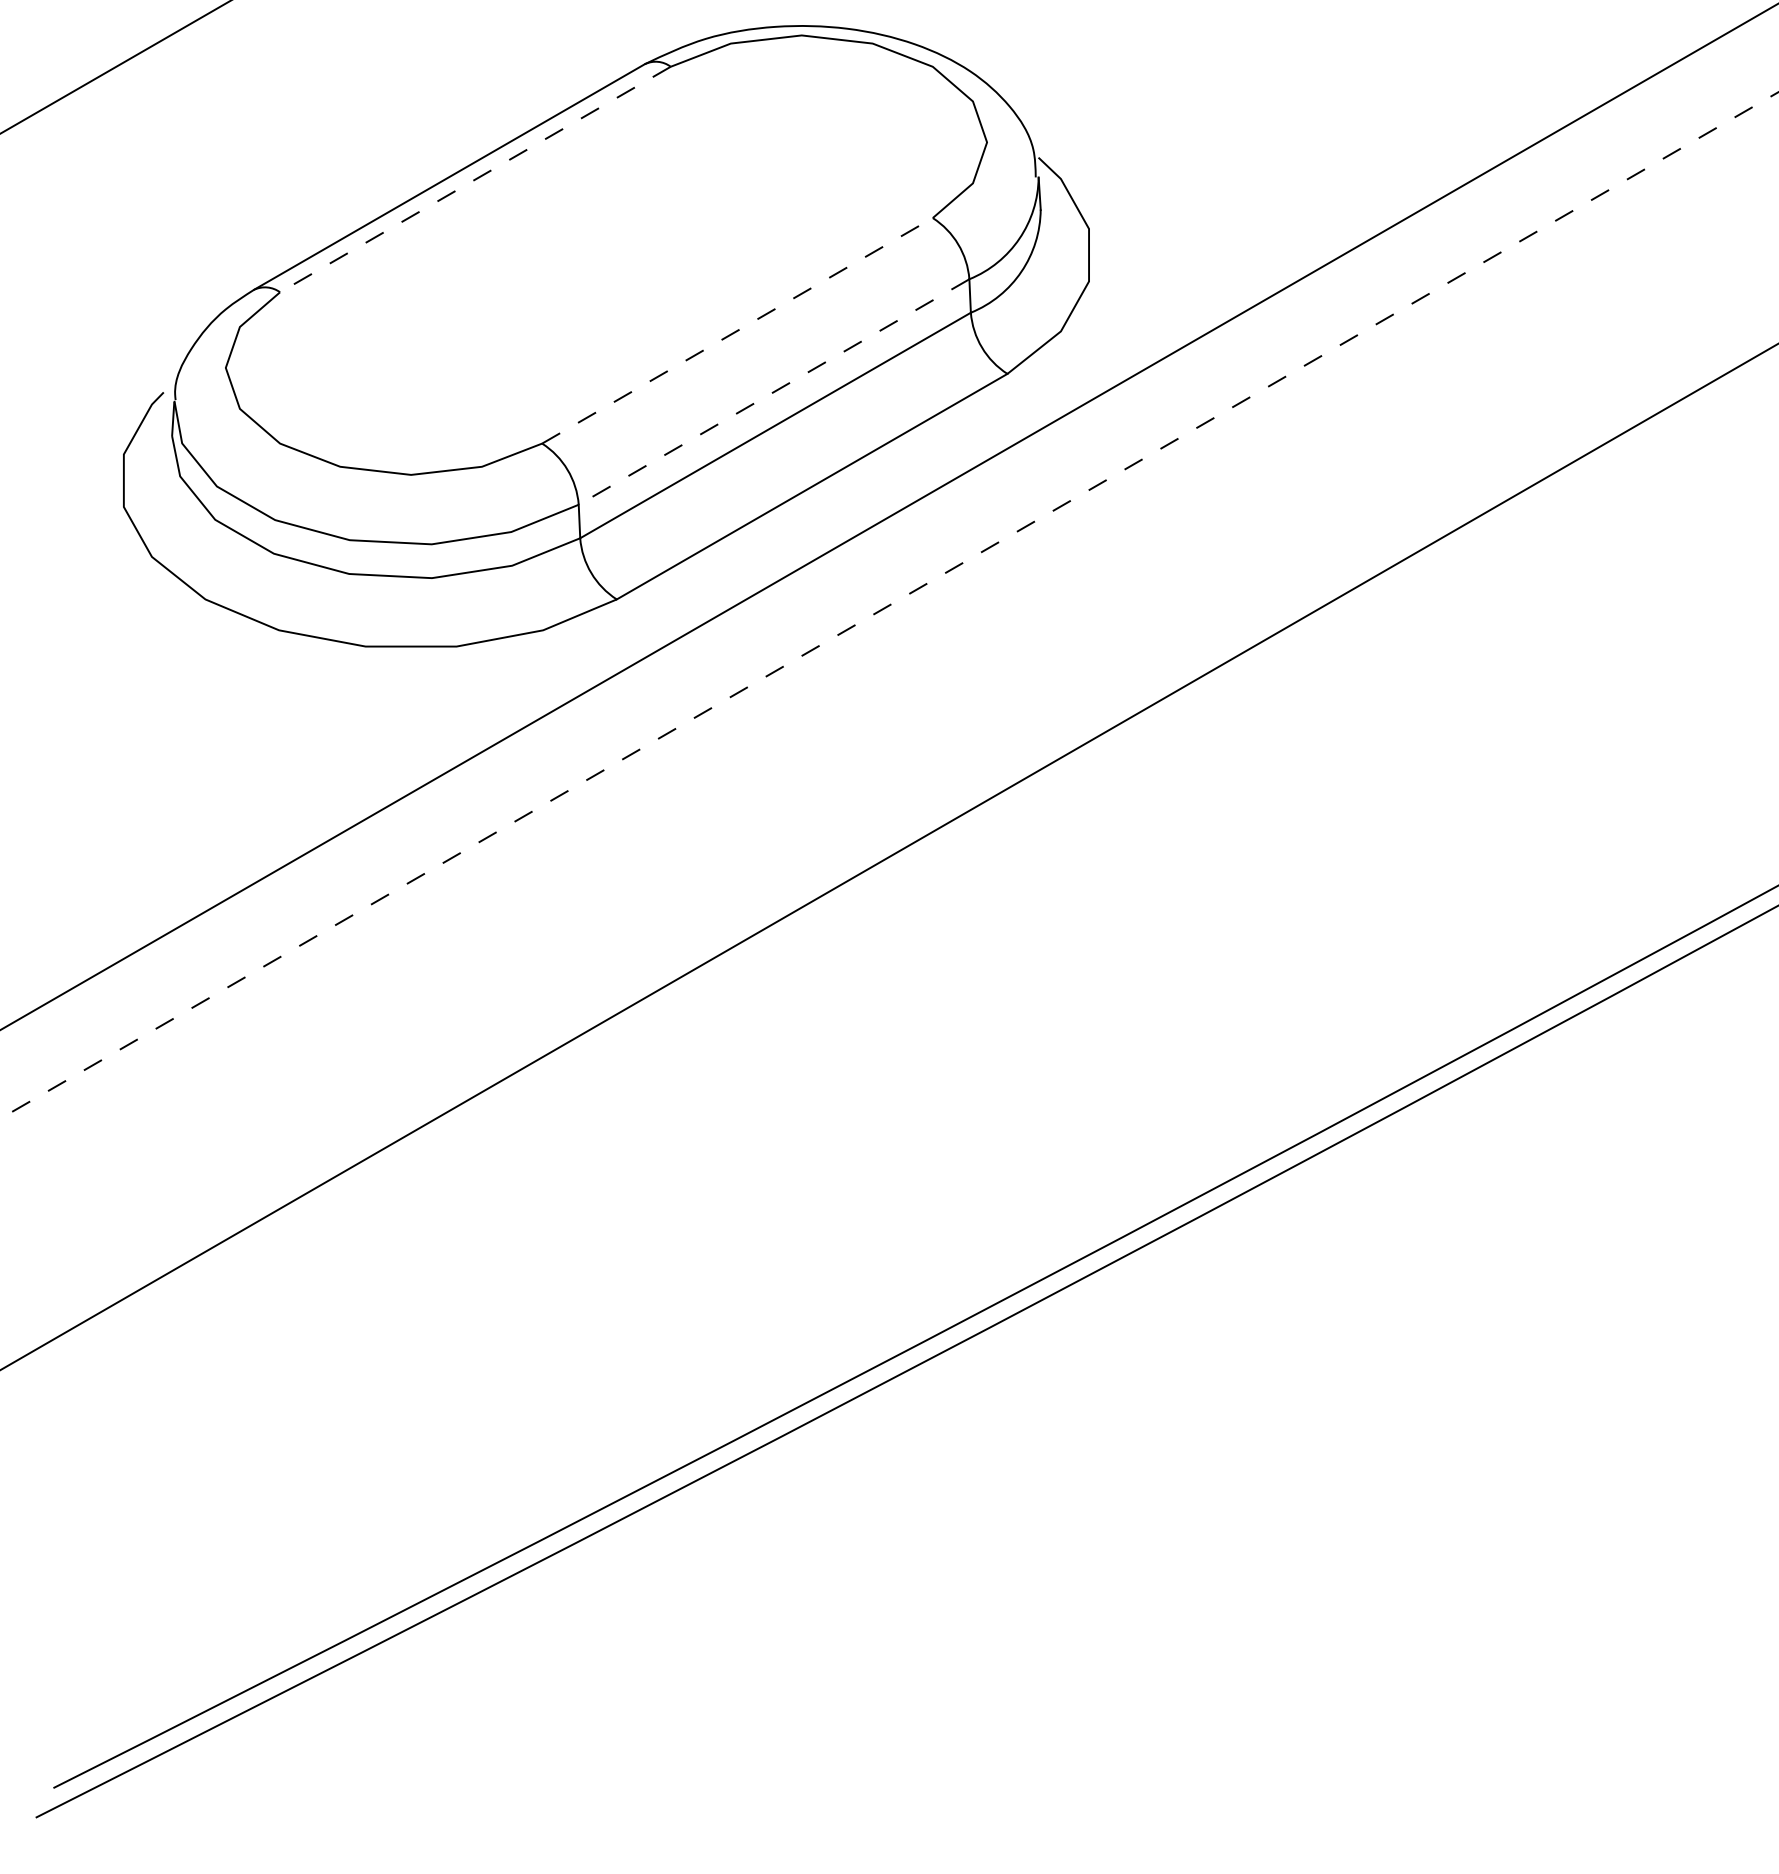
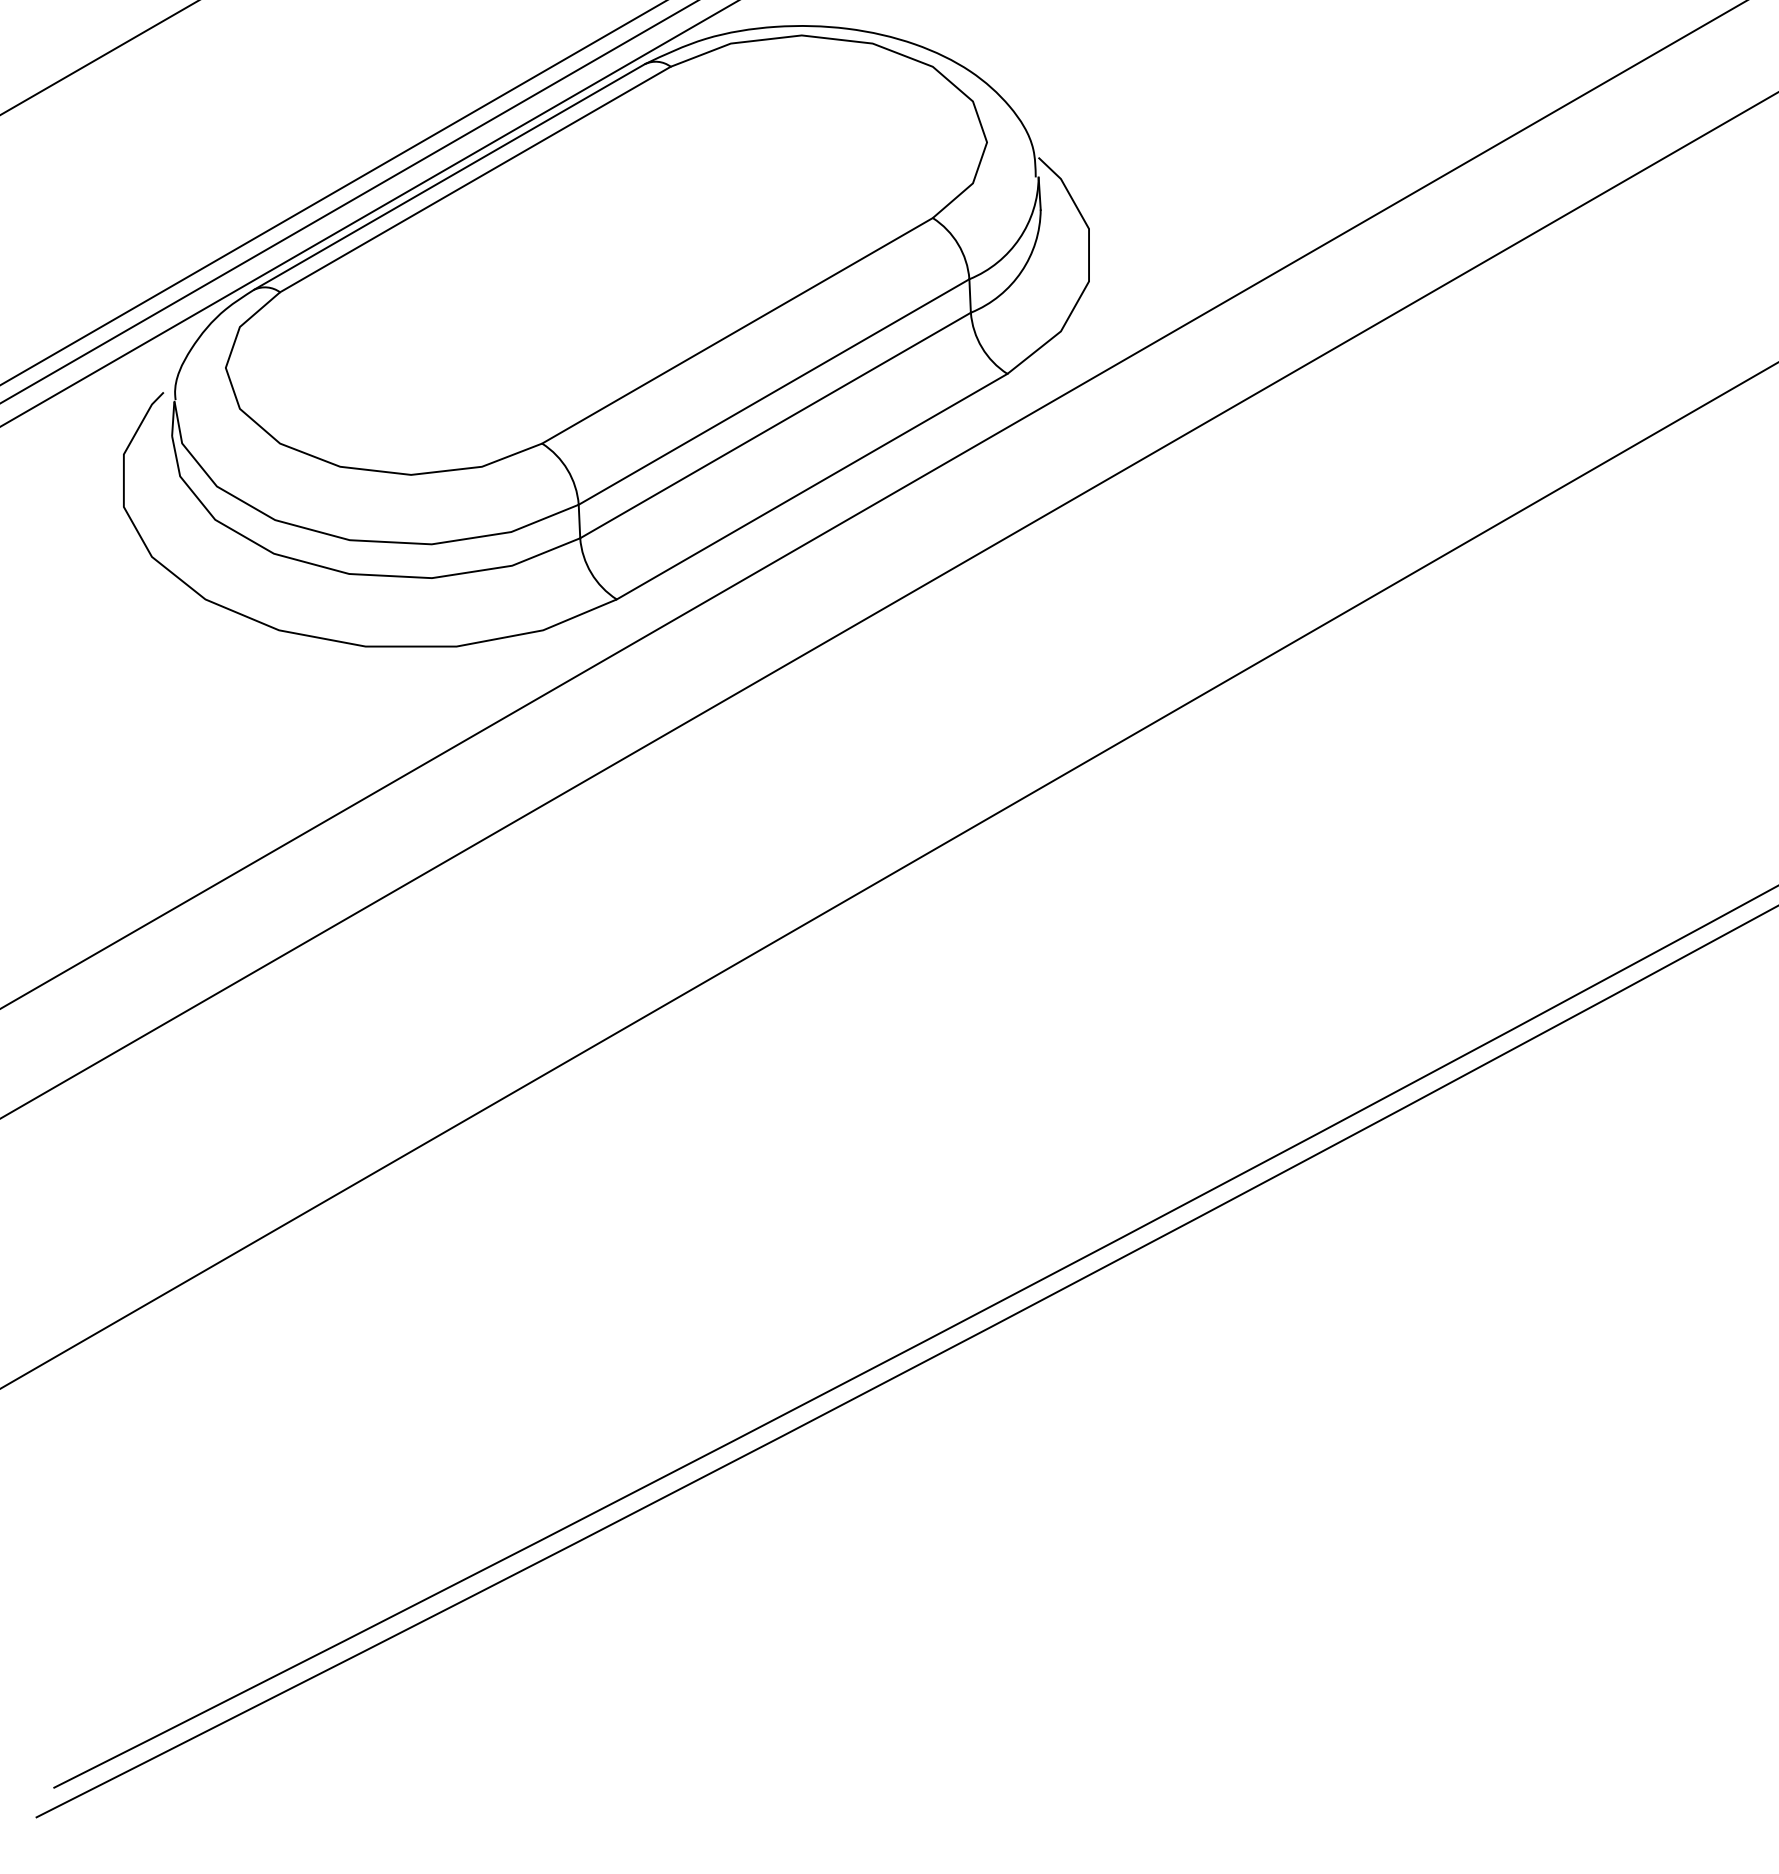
line position: (115, 67) -> (99, 58) (99, 58)
line: dashed -> solid (475, 179)
line: none -> present (332, 192)
line: none -> present (348, 202)
line: none -> present (368, 213)
line: dashed -> solid (737, 330)
line: dashed -> solid (774, 392)
line position: (888, 516) -> (873, 504) (873, 504)
line: dashed -> solid (889, 605)
line position: (888, 856) -> (888, 875) (888, 875)
